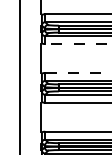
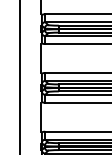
line: dashed -> solid (78, 44)
line: dashed -> solid (78, 73)
